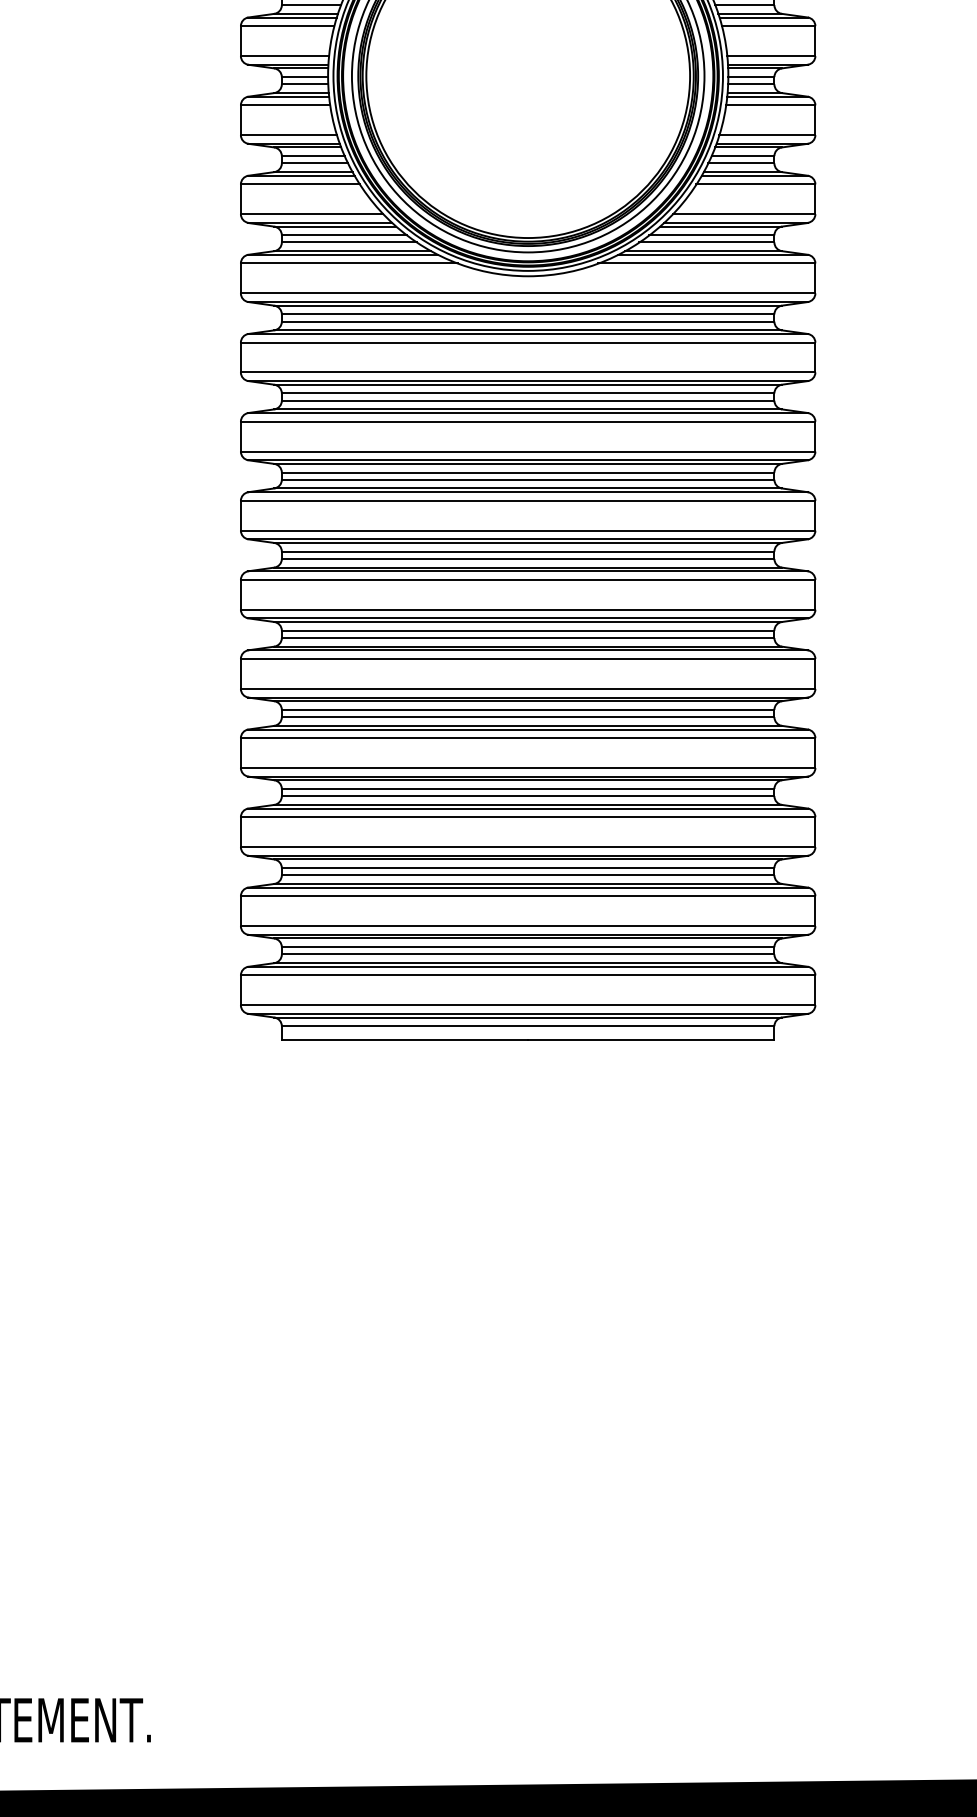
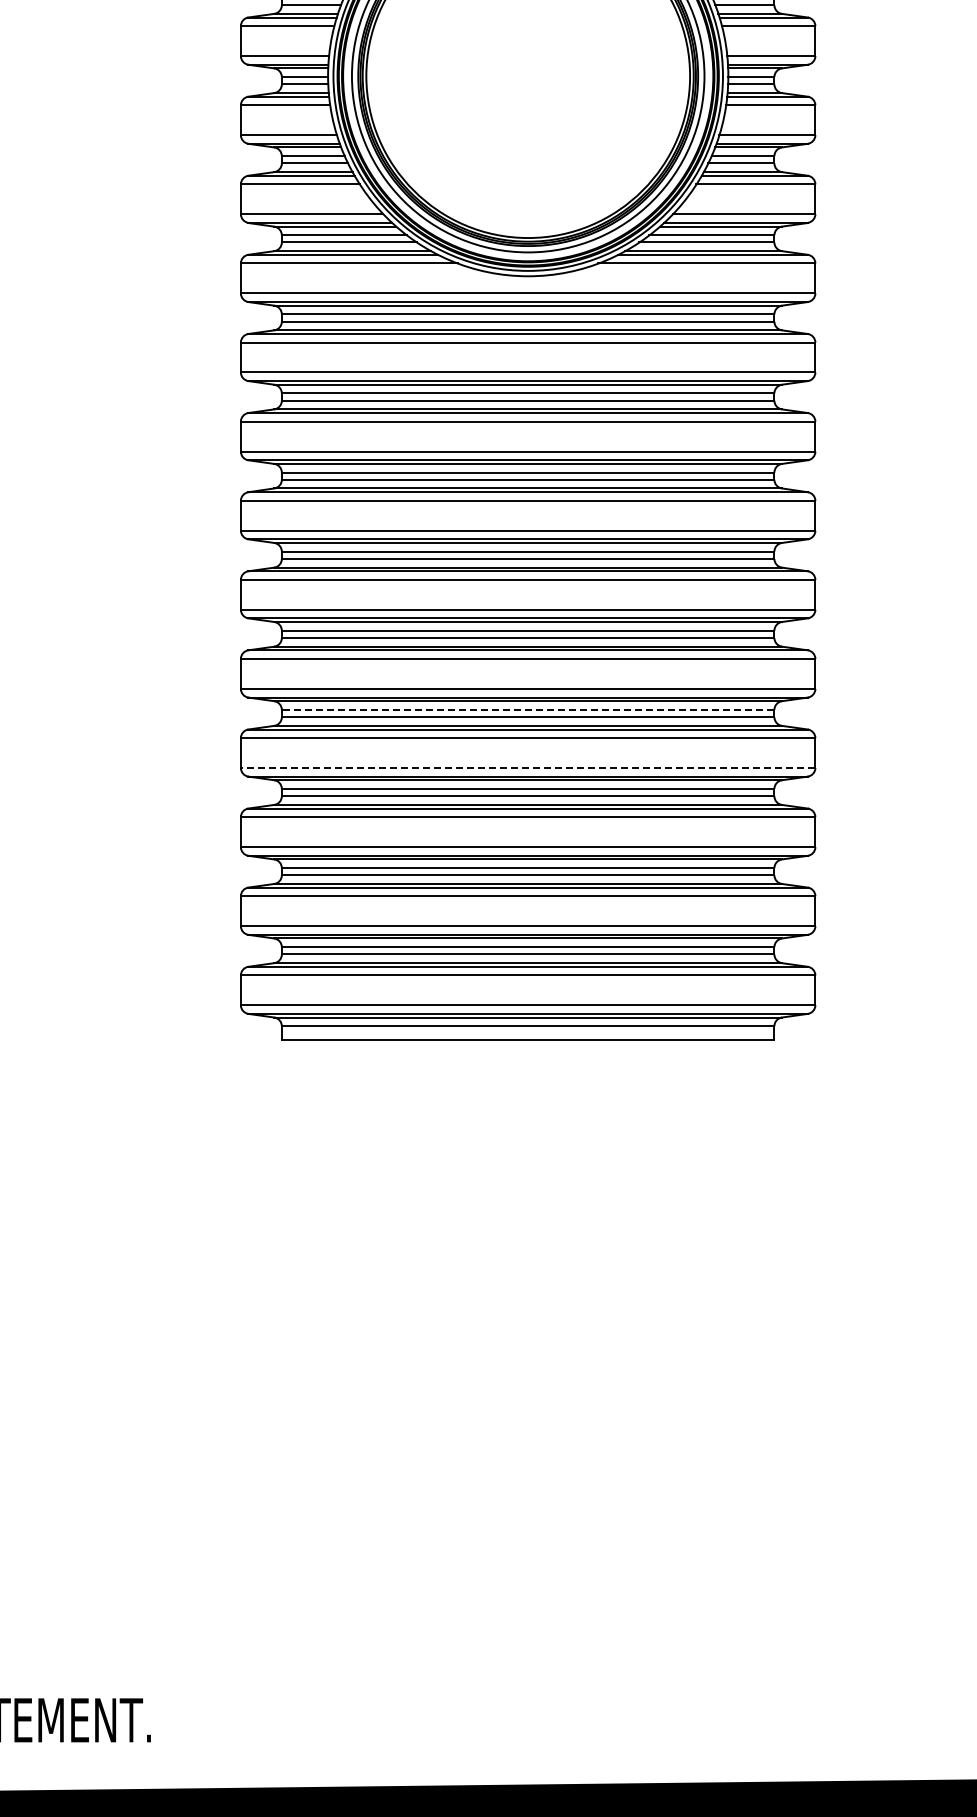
line: solid -> dashed (527, 709)
line: solid -> dashed (527, 767)
